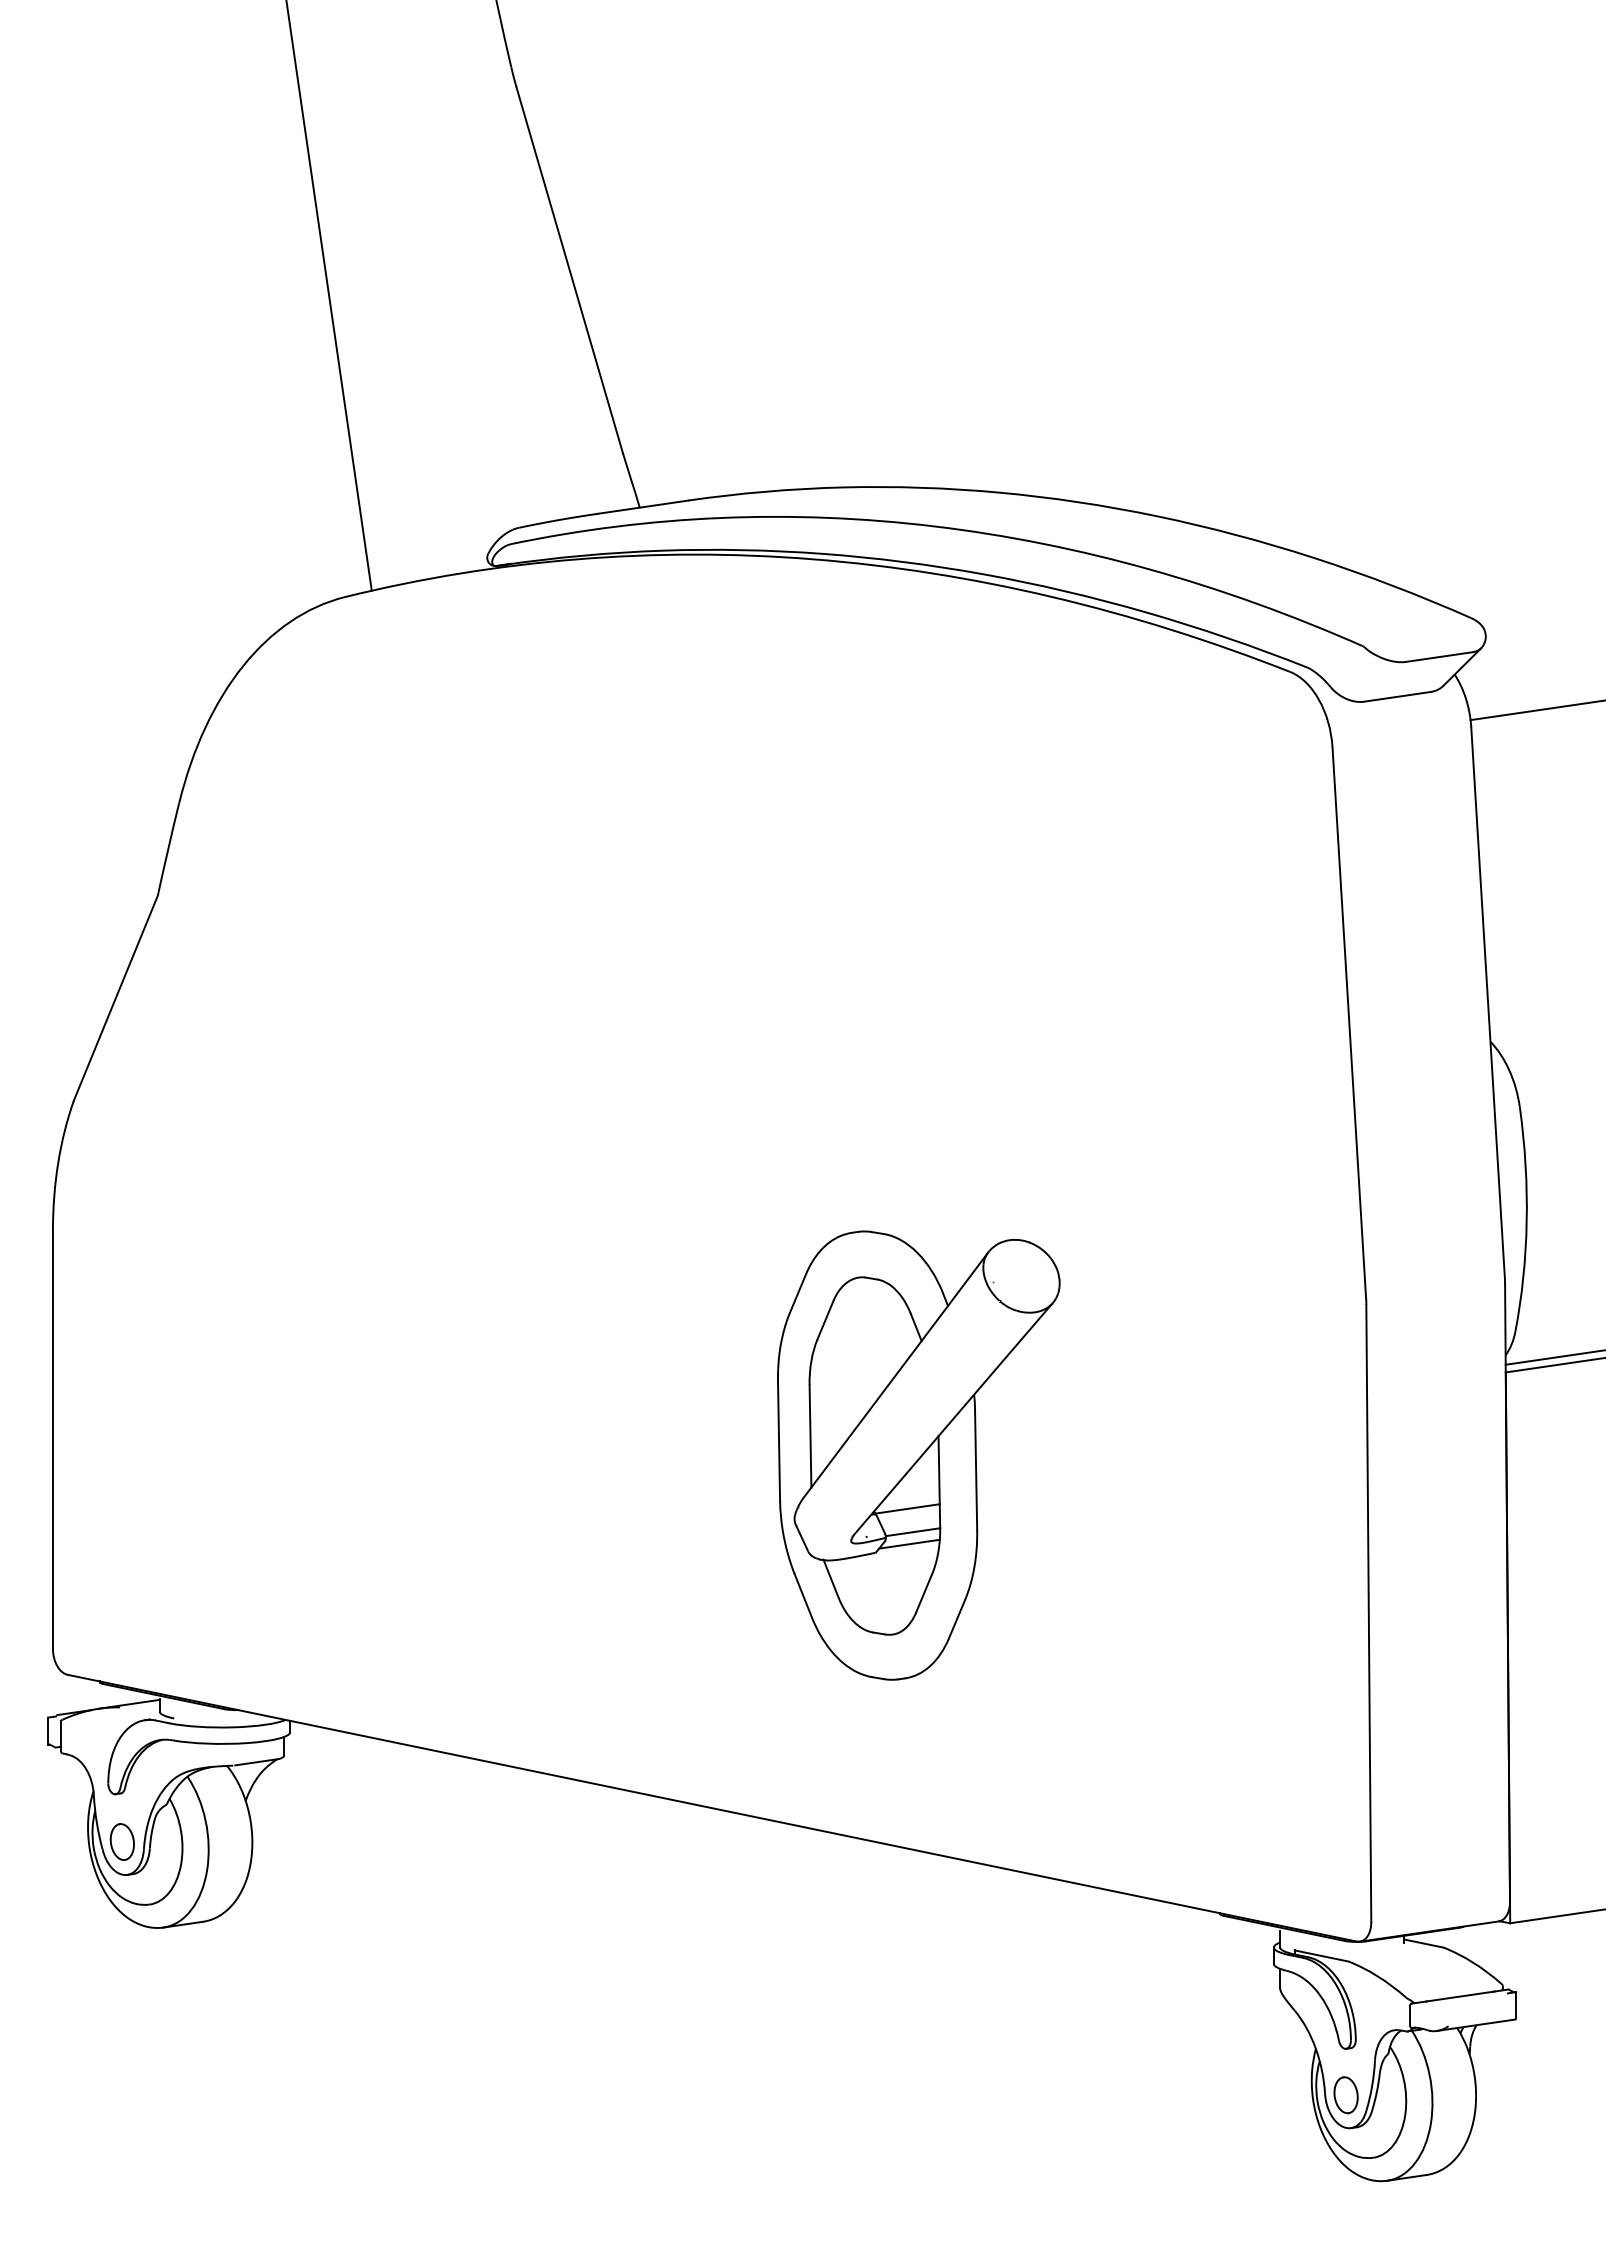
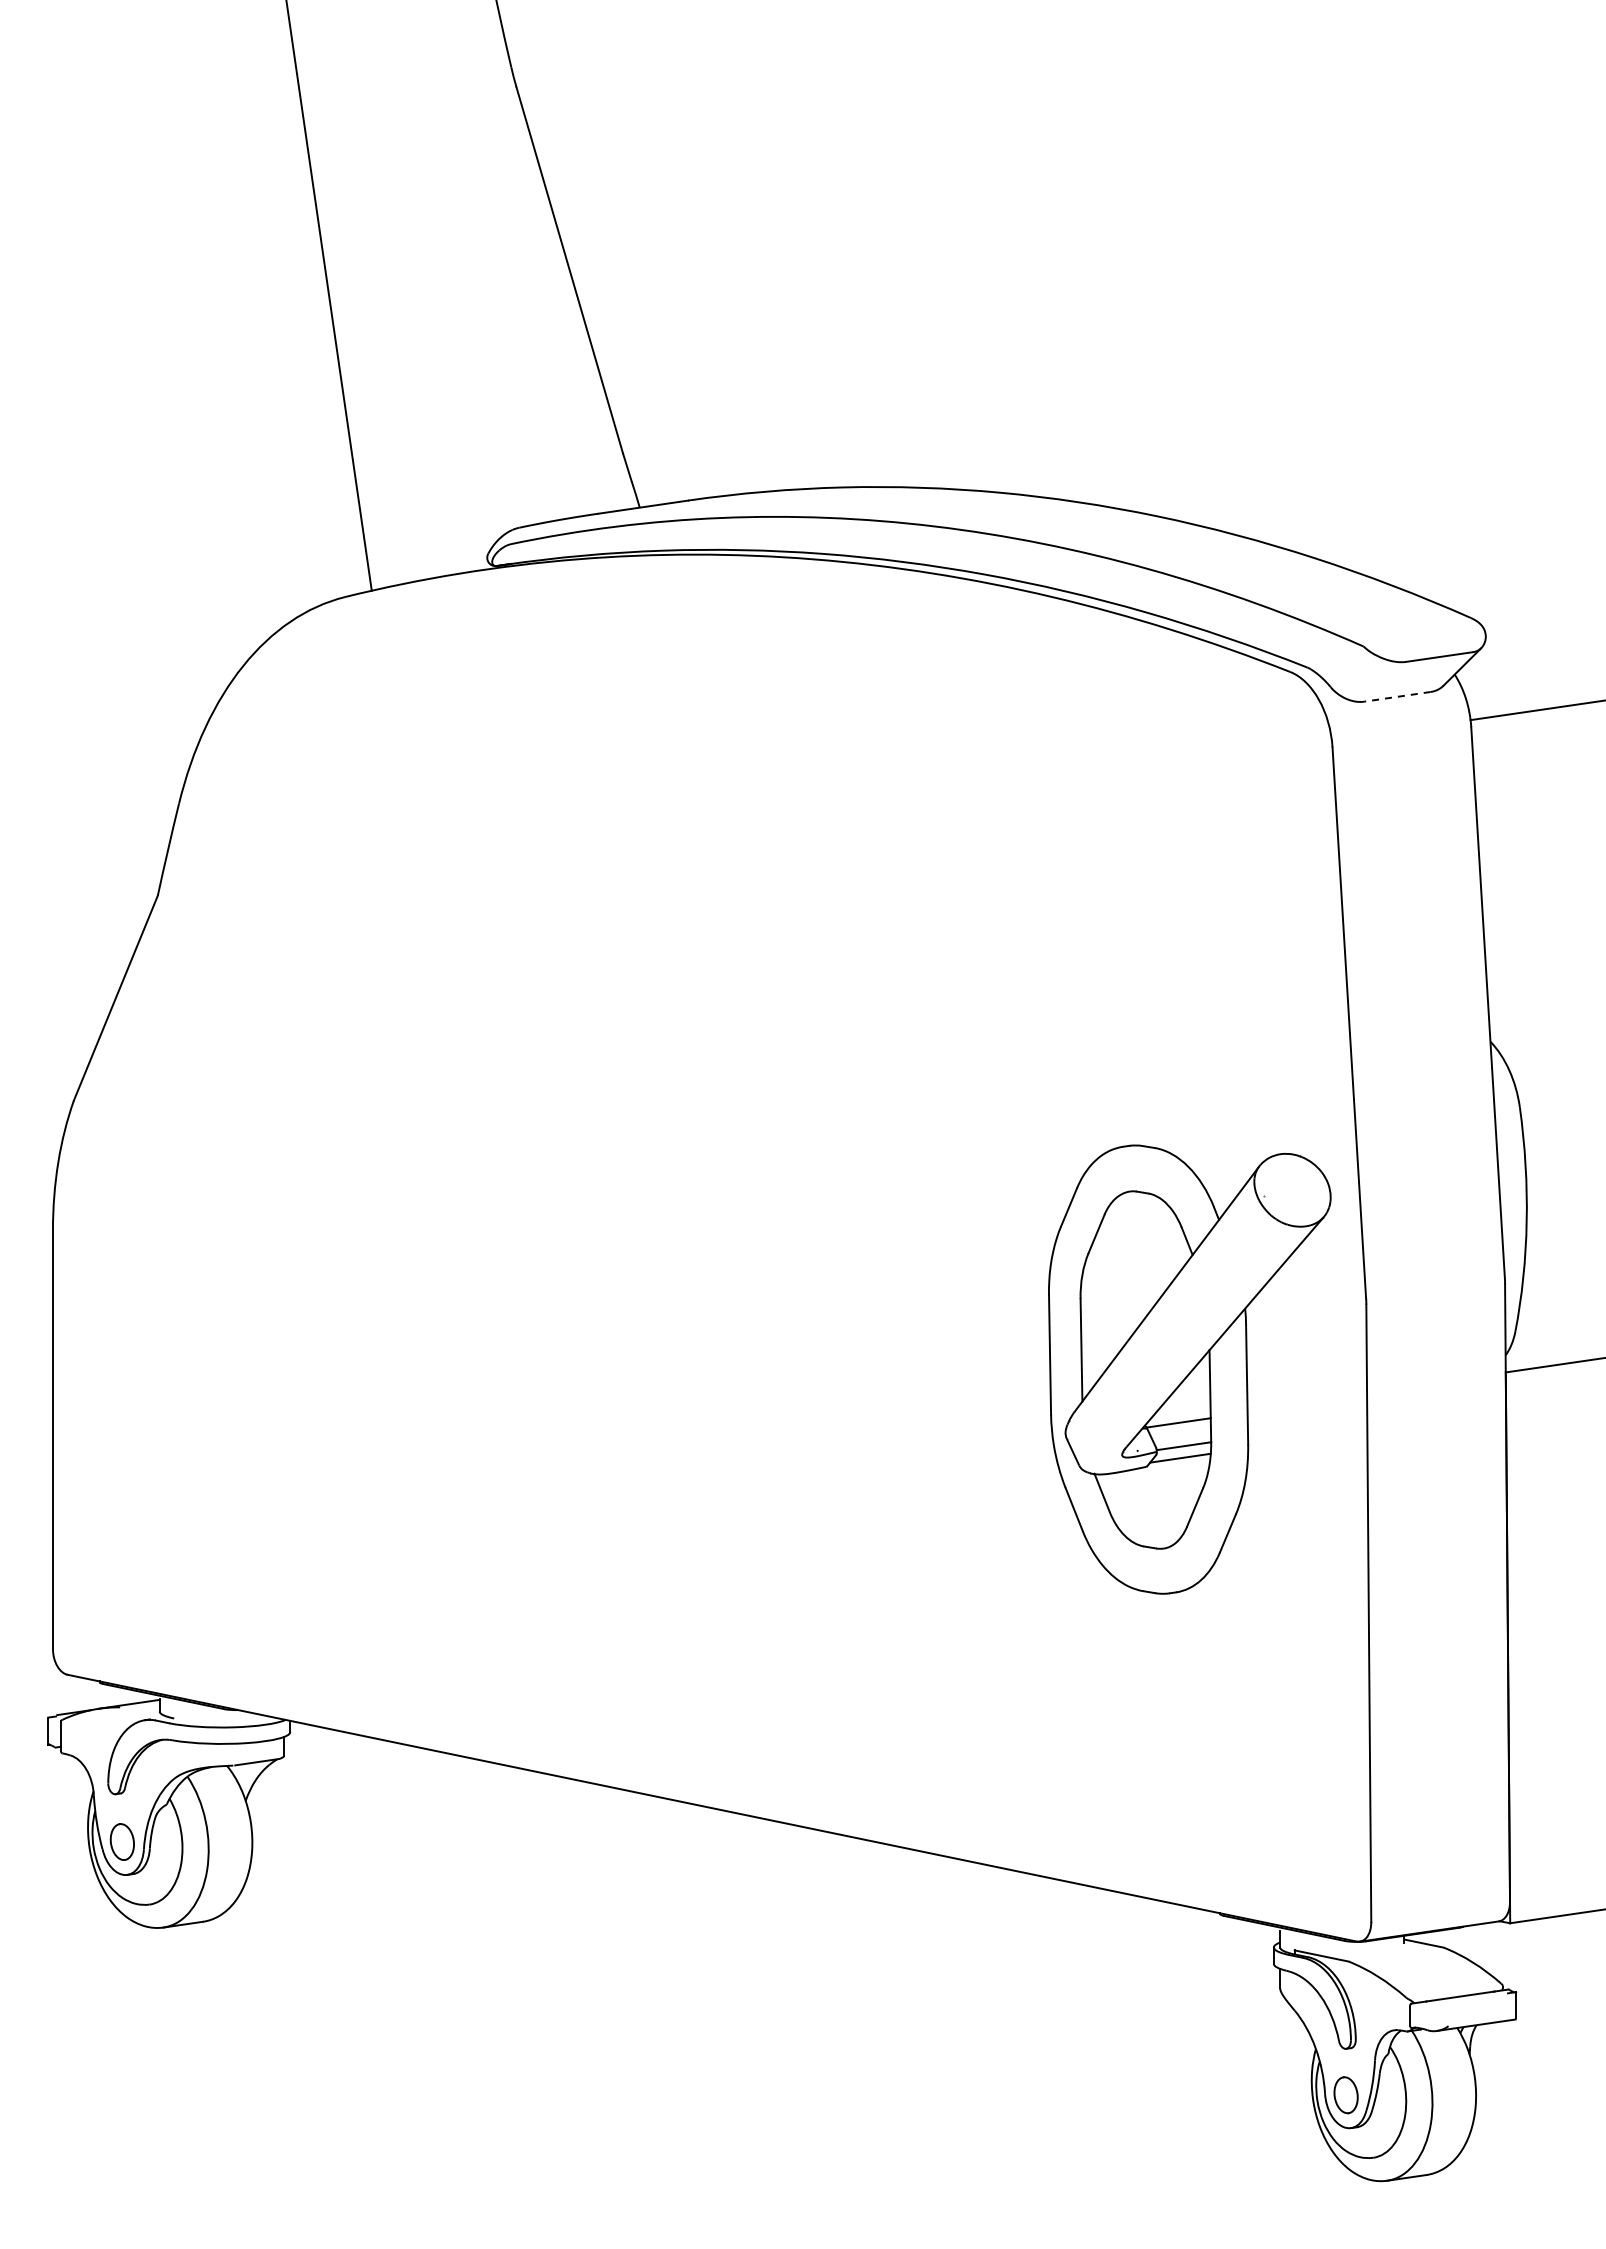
line: solid -> dashed (1397, 696)
line: present -> none (1553, 1357)
part position: (918, 1455) -> (1189, 1369) (1189, 1369)
